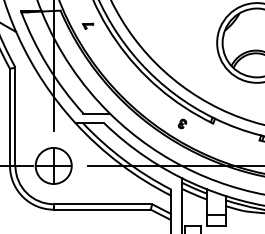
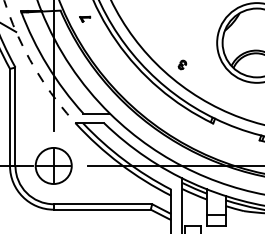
part position: (88, 25) -> (85, 18) (85, 18)
arc: solid -> dashed (34, 67)
part position: (182, 123) -> (182, 64) (182, 64)
